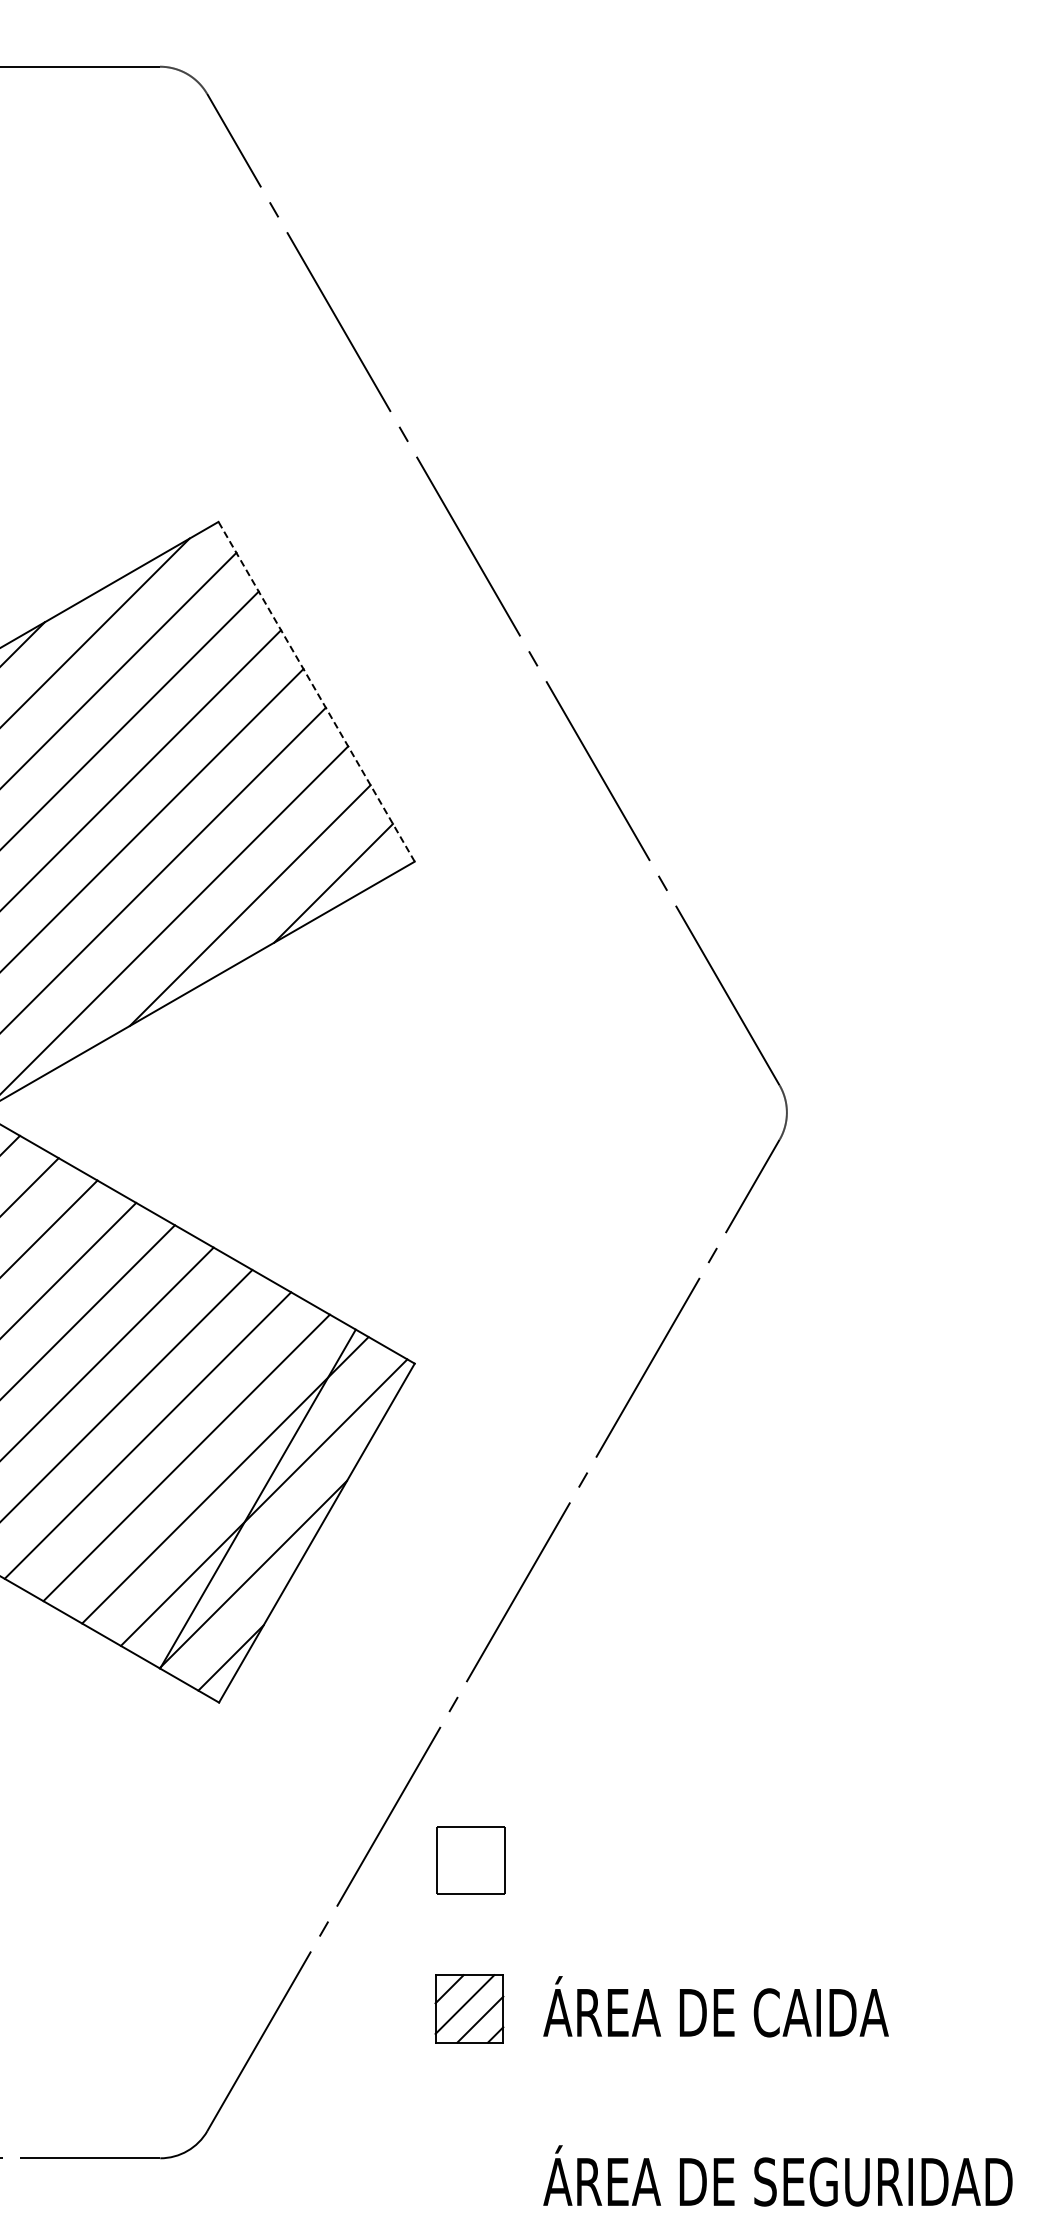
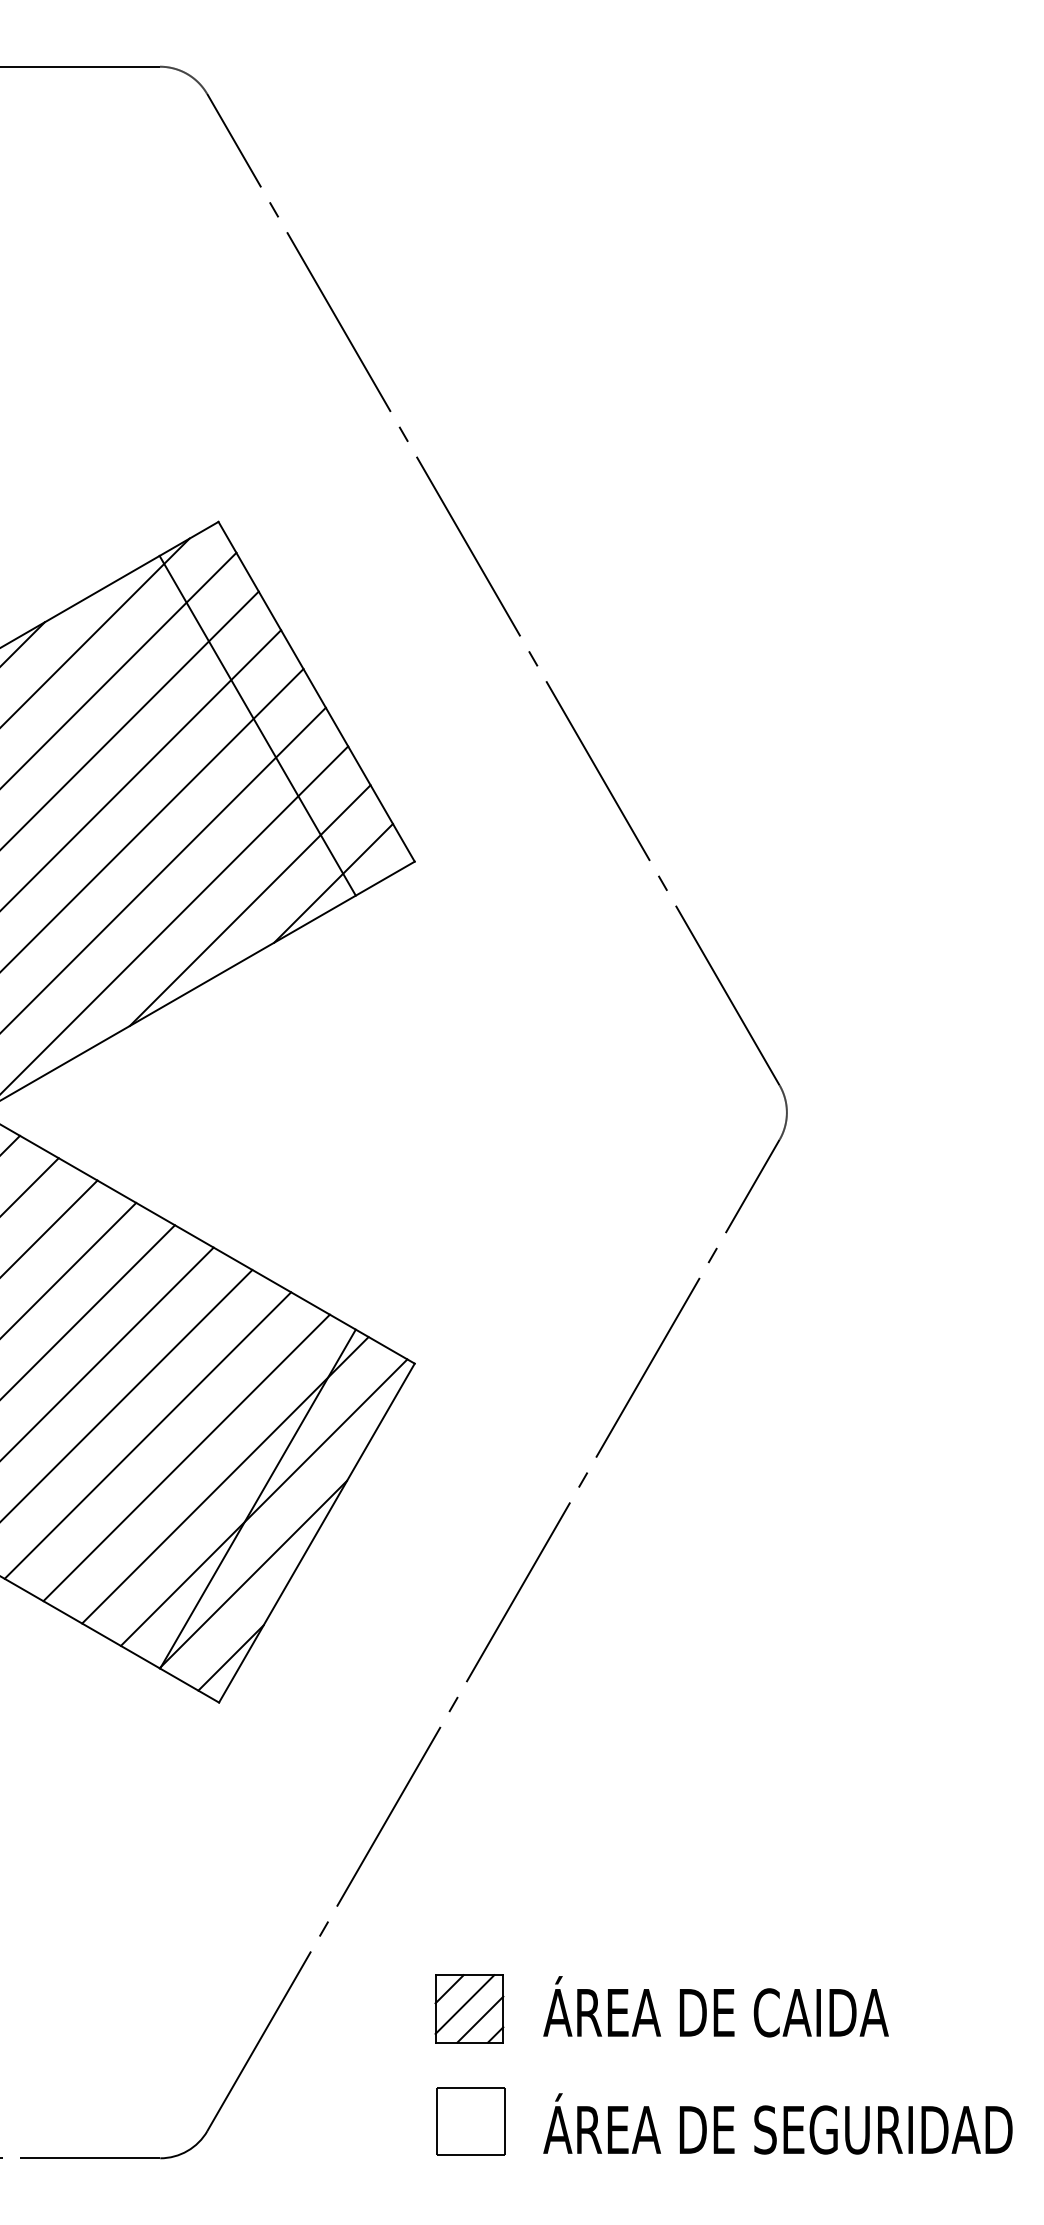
line: dashed -> solid (316, 691)
line: none -> present (257, 725)
part position: (470, 1860) -> (470, 2121) (470, 2121)
text position: (777, 2175) -> (777, 2123) (777, 2123)
